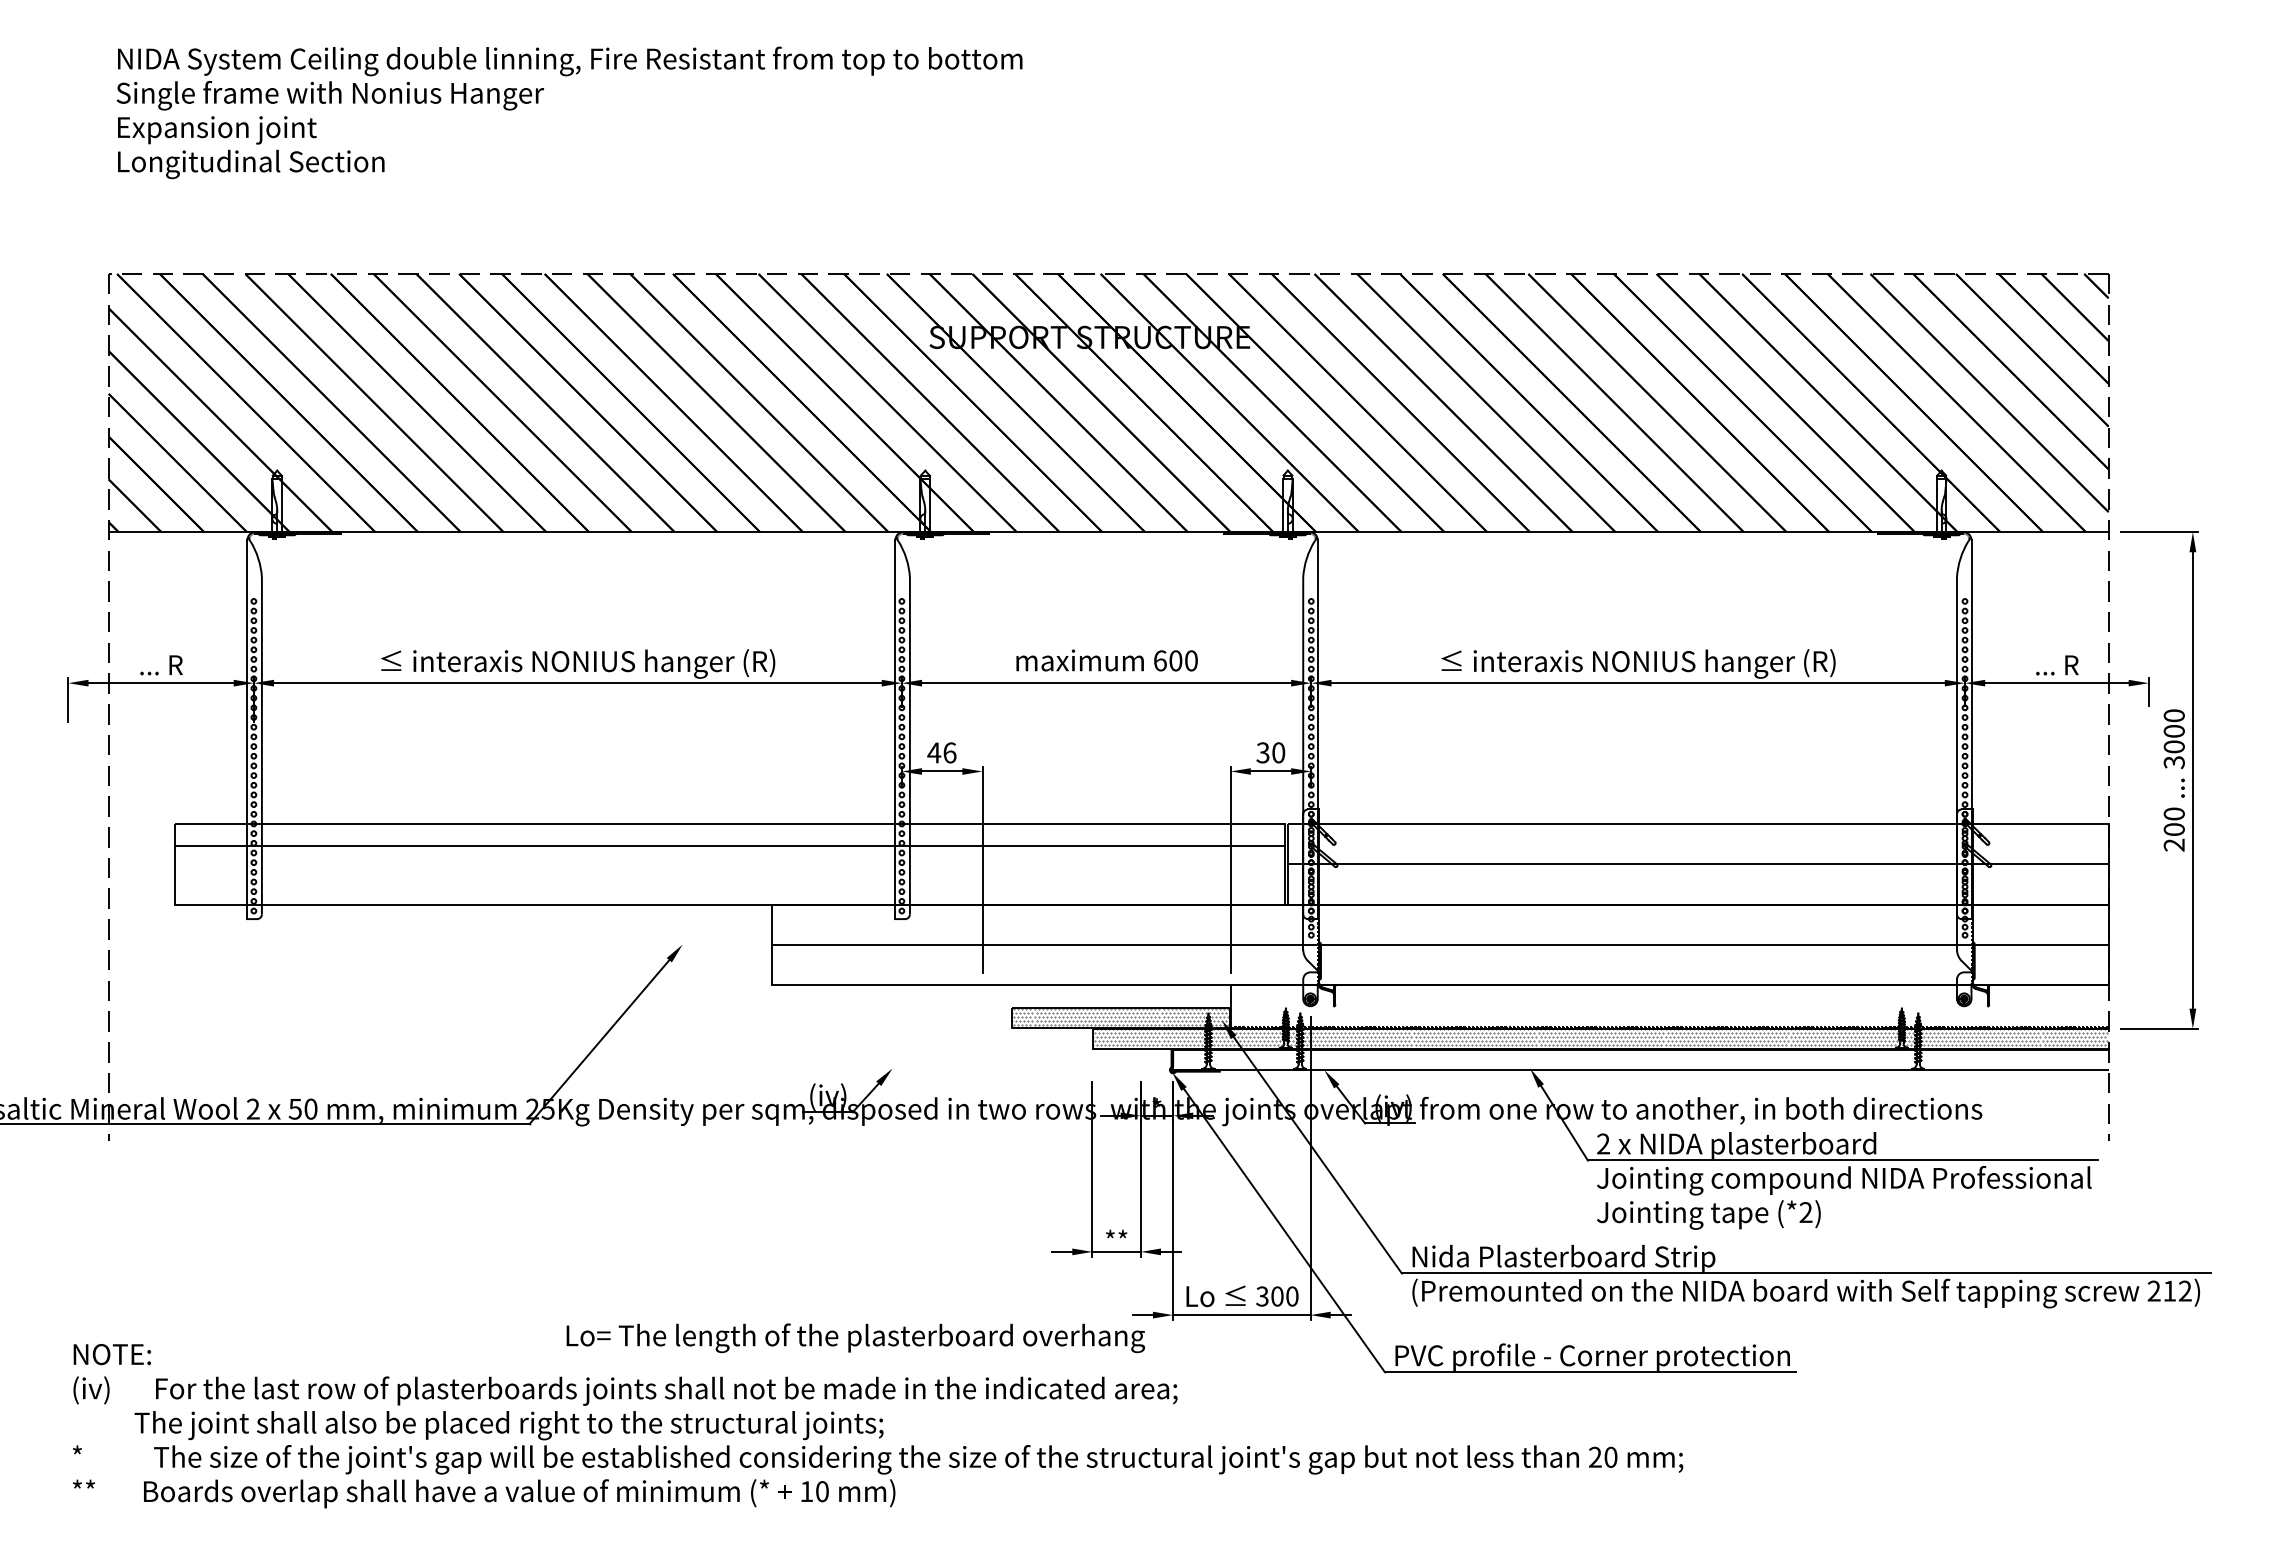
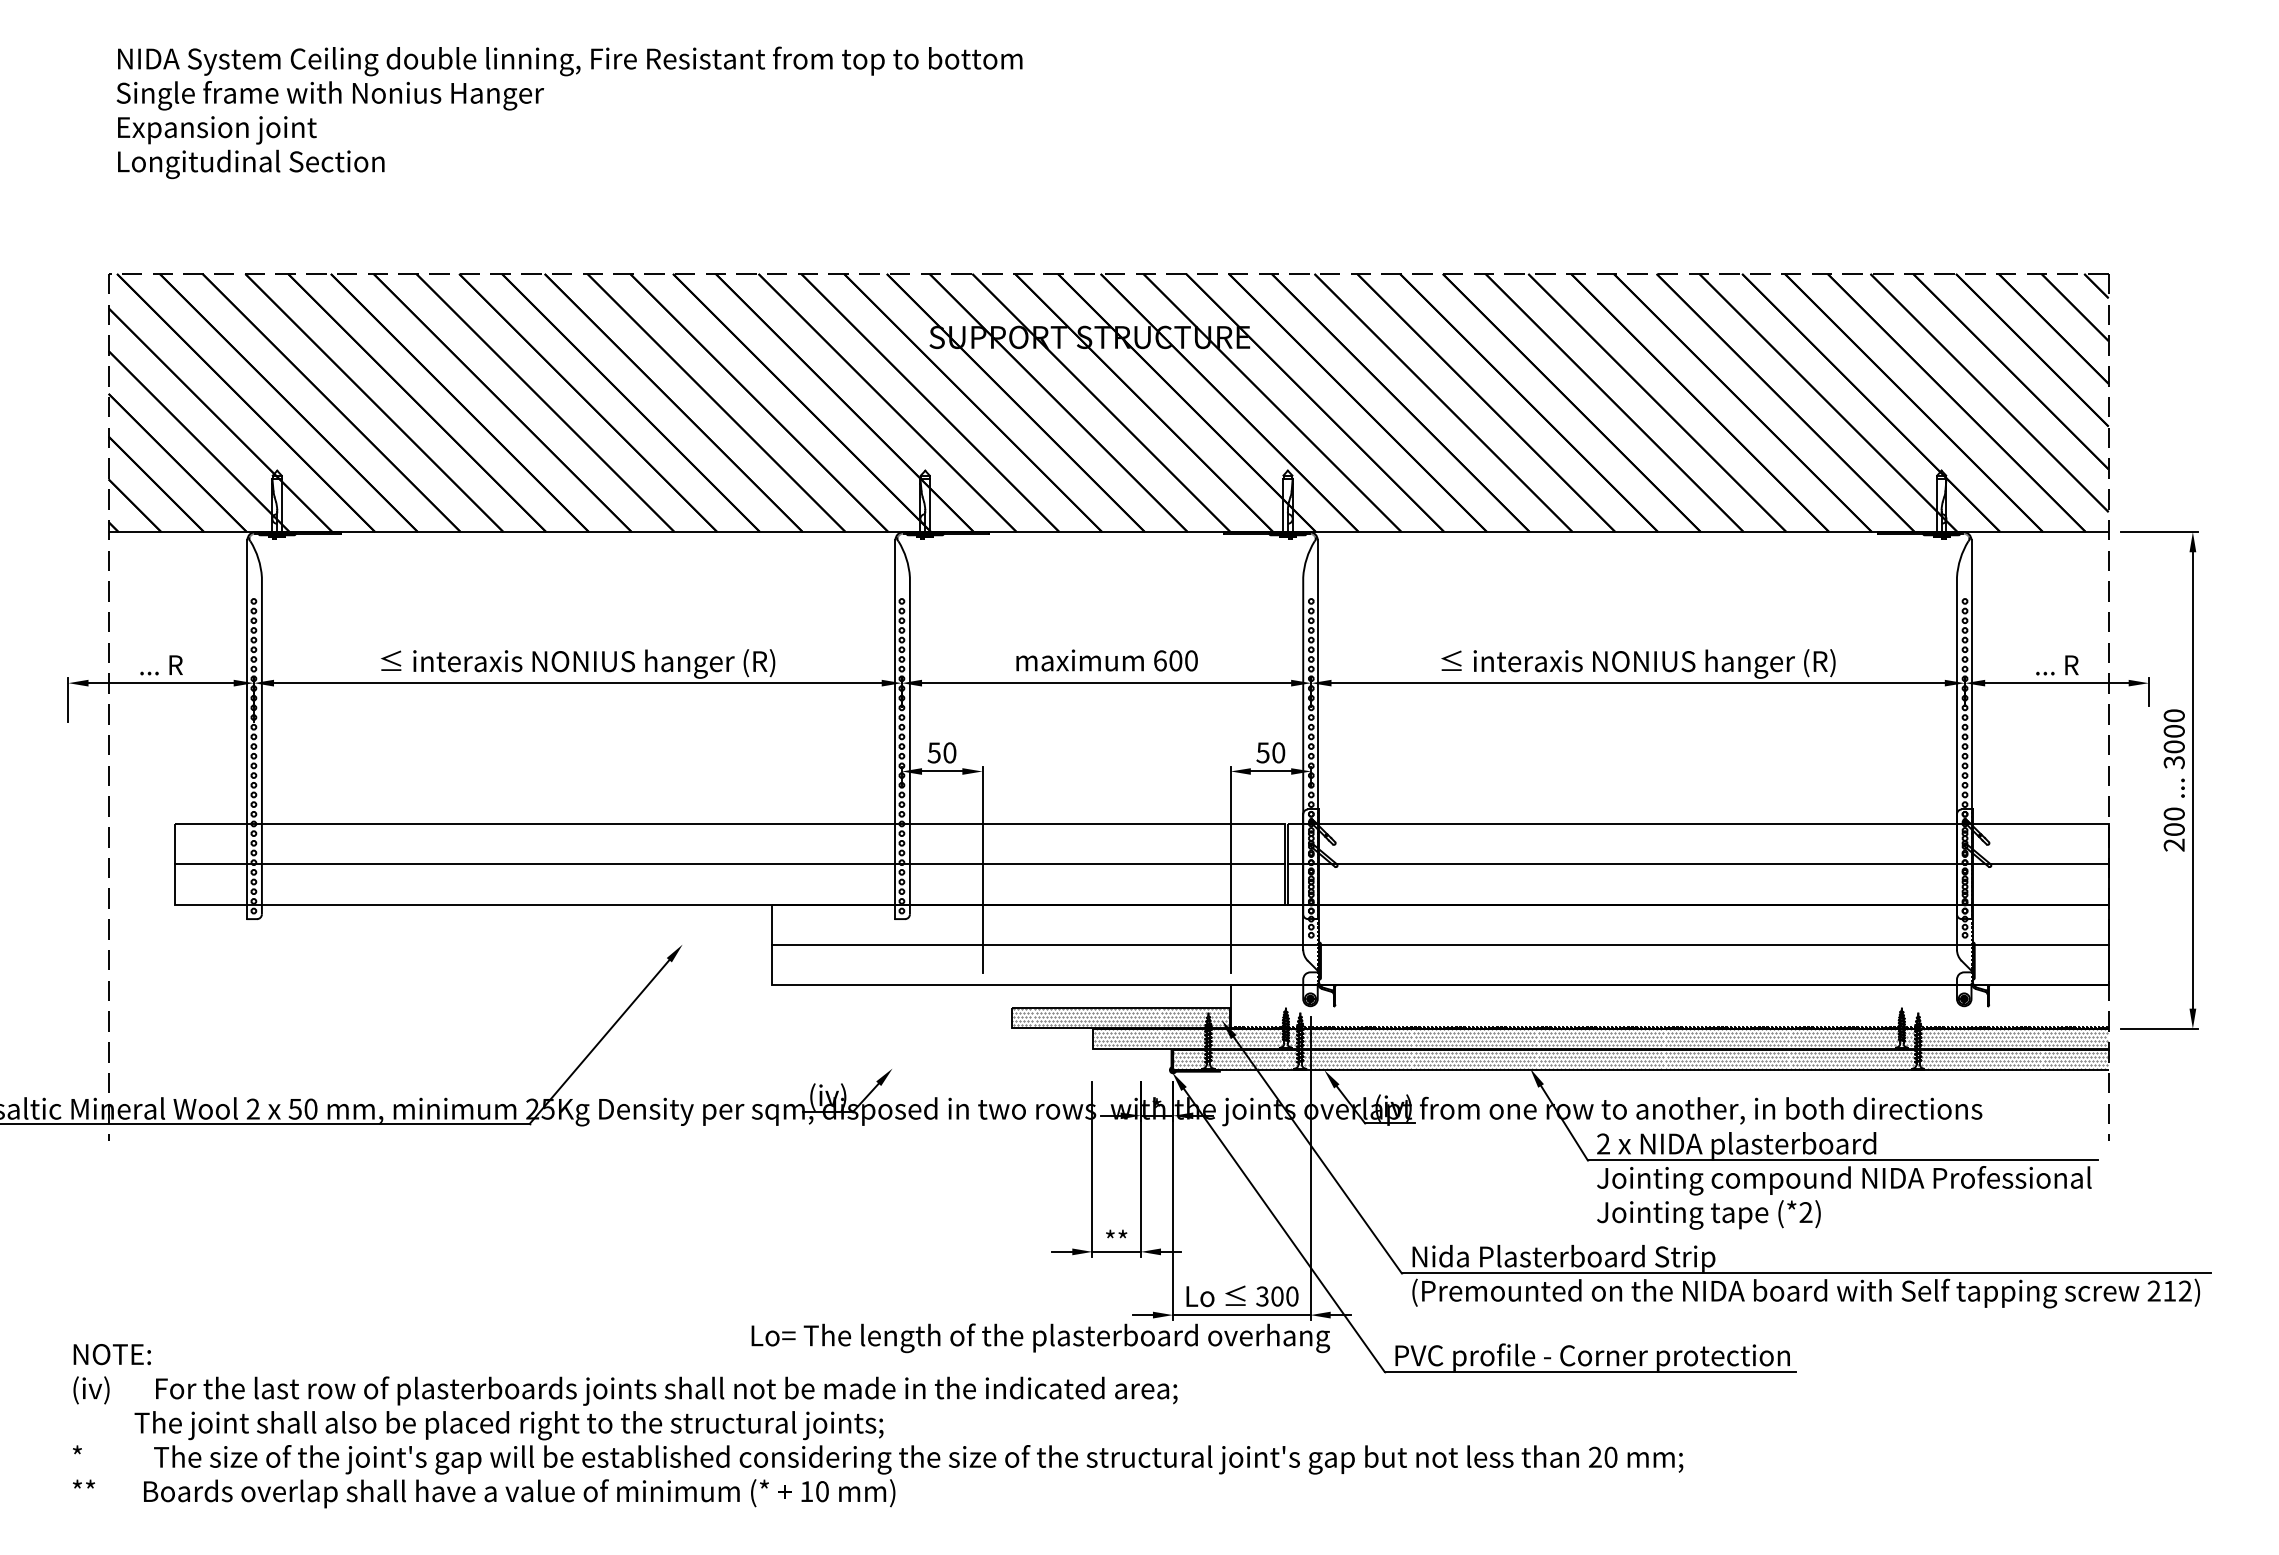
text: 46 -> 50 (941, 752)
text: 30 -> 50 (1263, 752)
line position: (729, 846) -> (729, 864) (729, 864)
hatch: none -> present (1640, 1061)
text position: (855, 1338) -> (1040, 1338) (1040, 1338)
